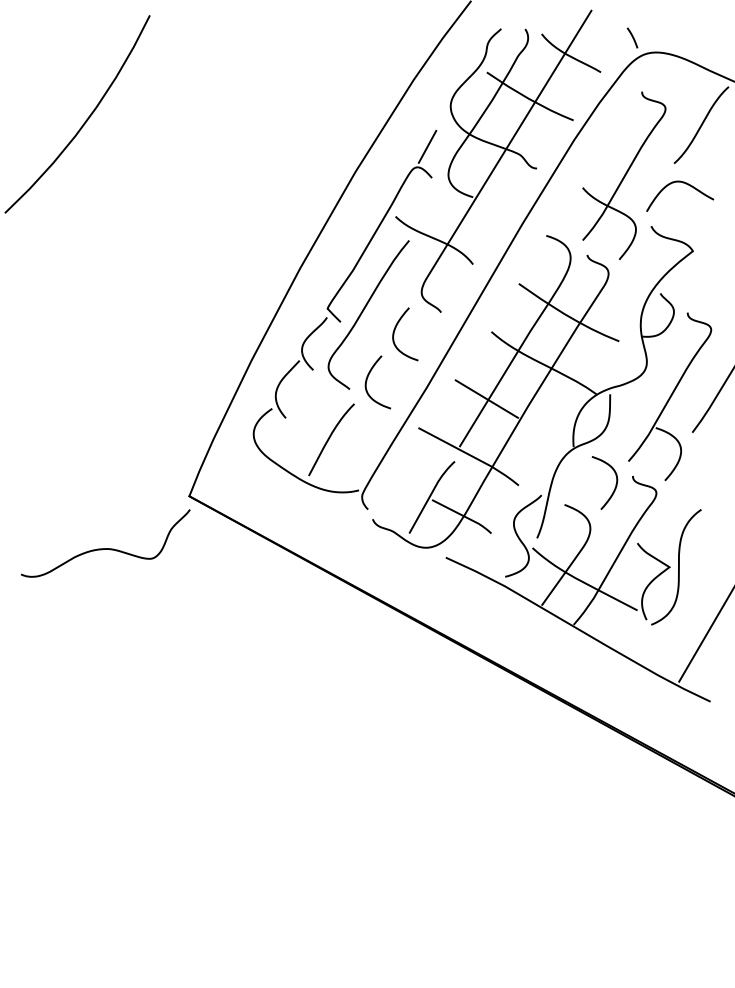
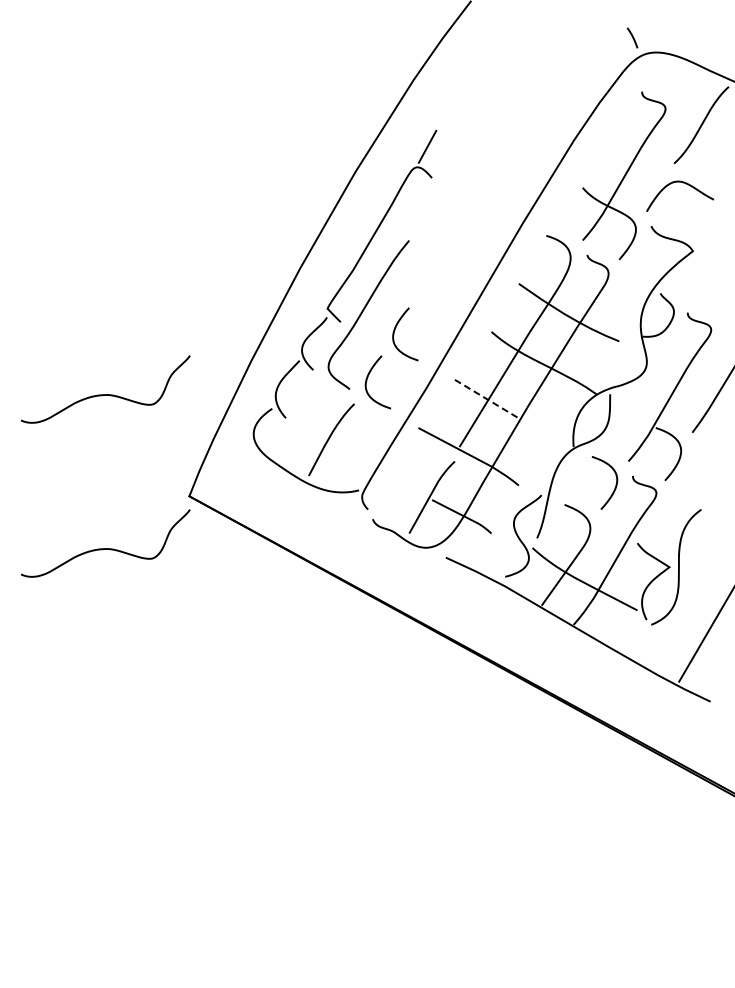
curve: present -> none (85, 120)
part: present -> none (498, 160)
curve: none -> present (105, 394)
line: solid -> dashed (487, 399)
